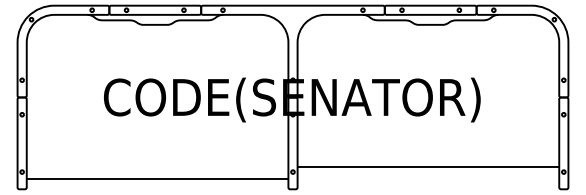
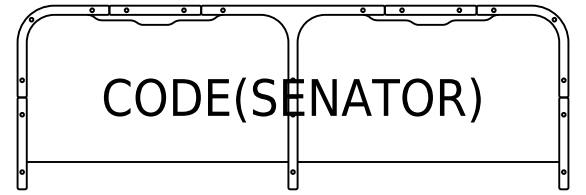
line position: (428, 166) -> (428, 161) (428, 161)
line position: (157, 178) -> (157, 161) (157, 161)
